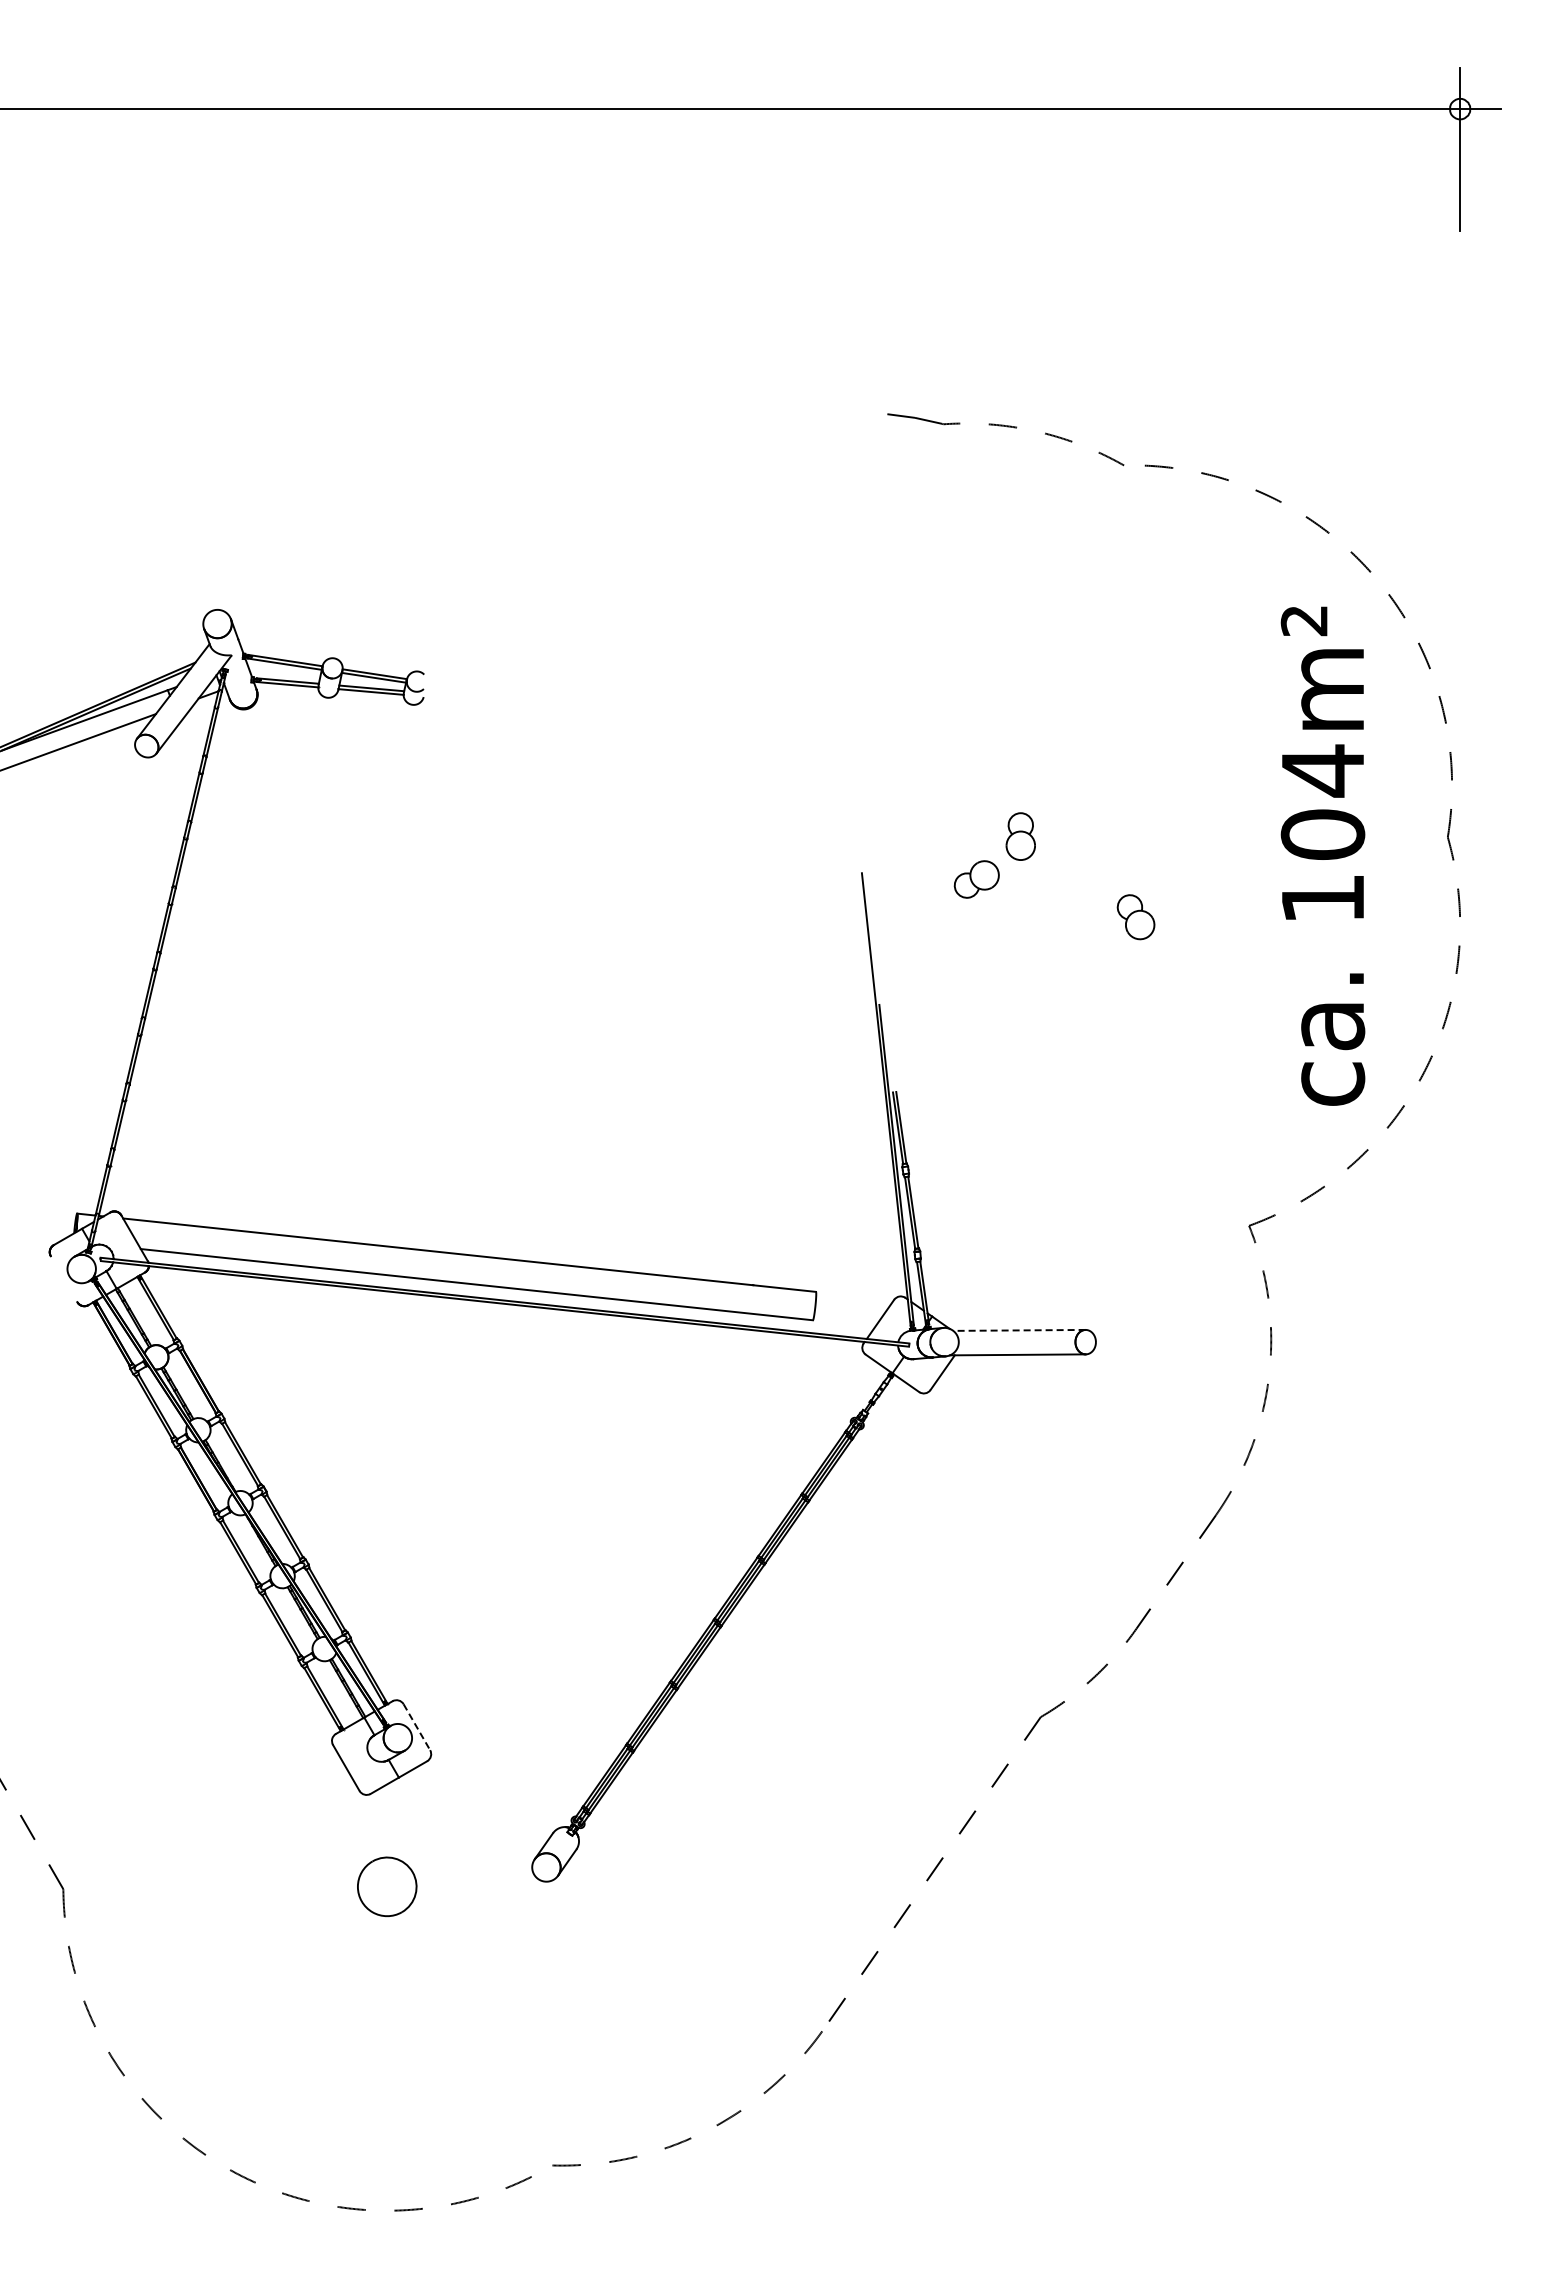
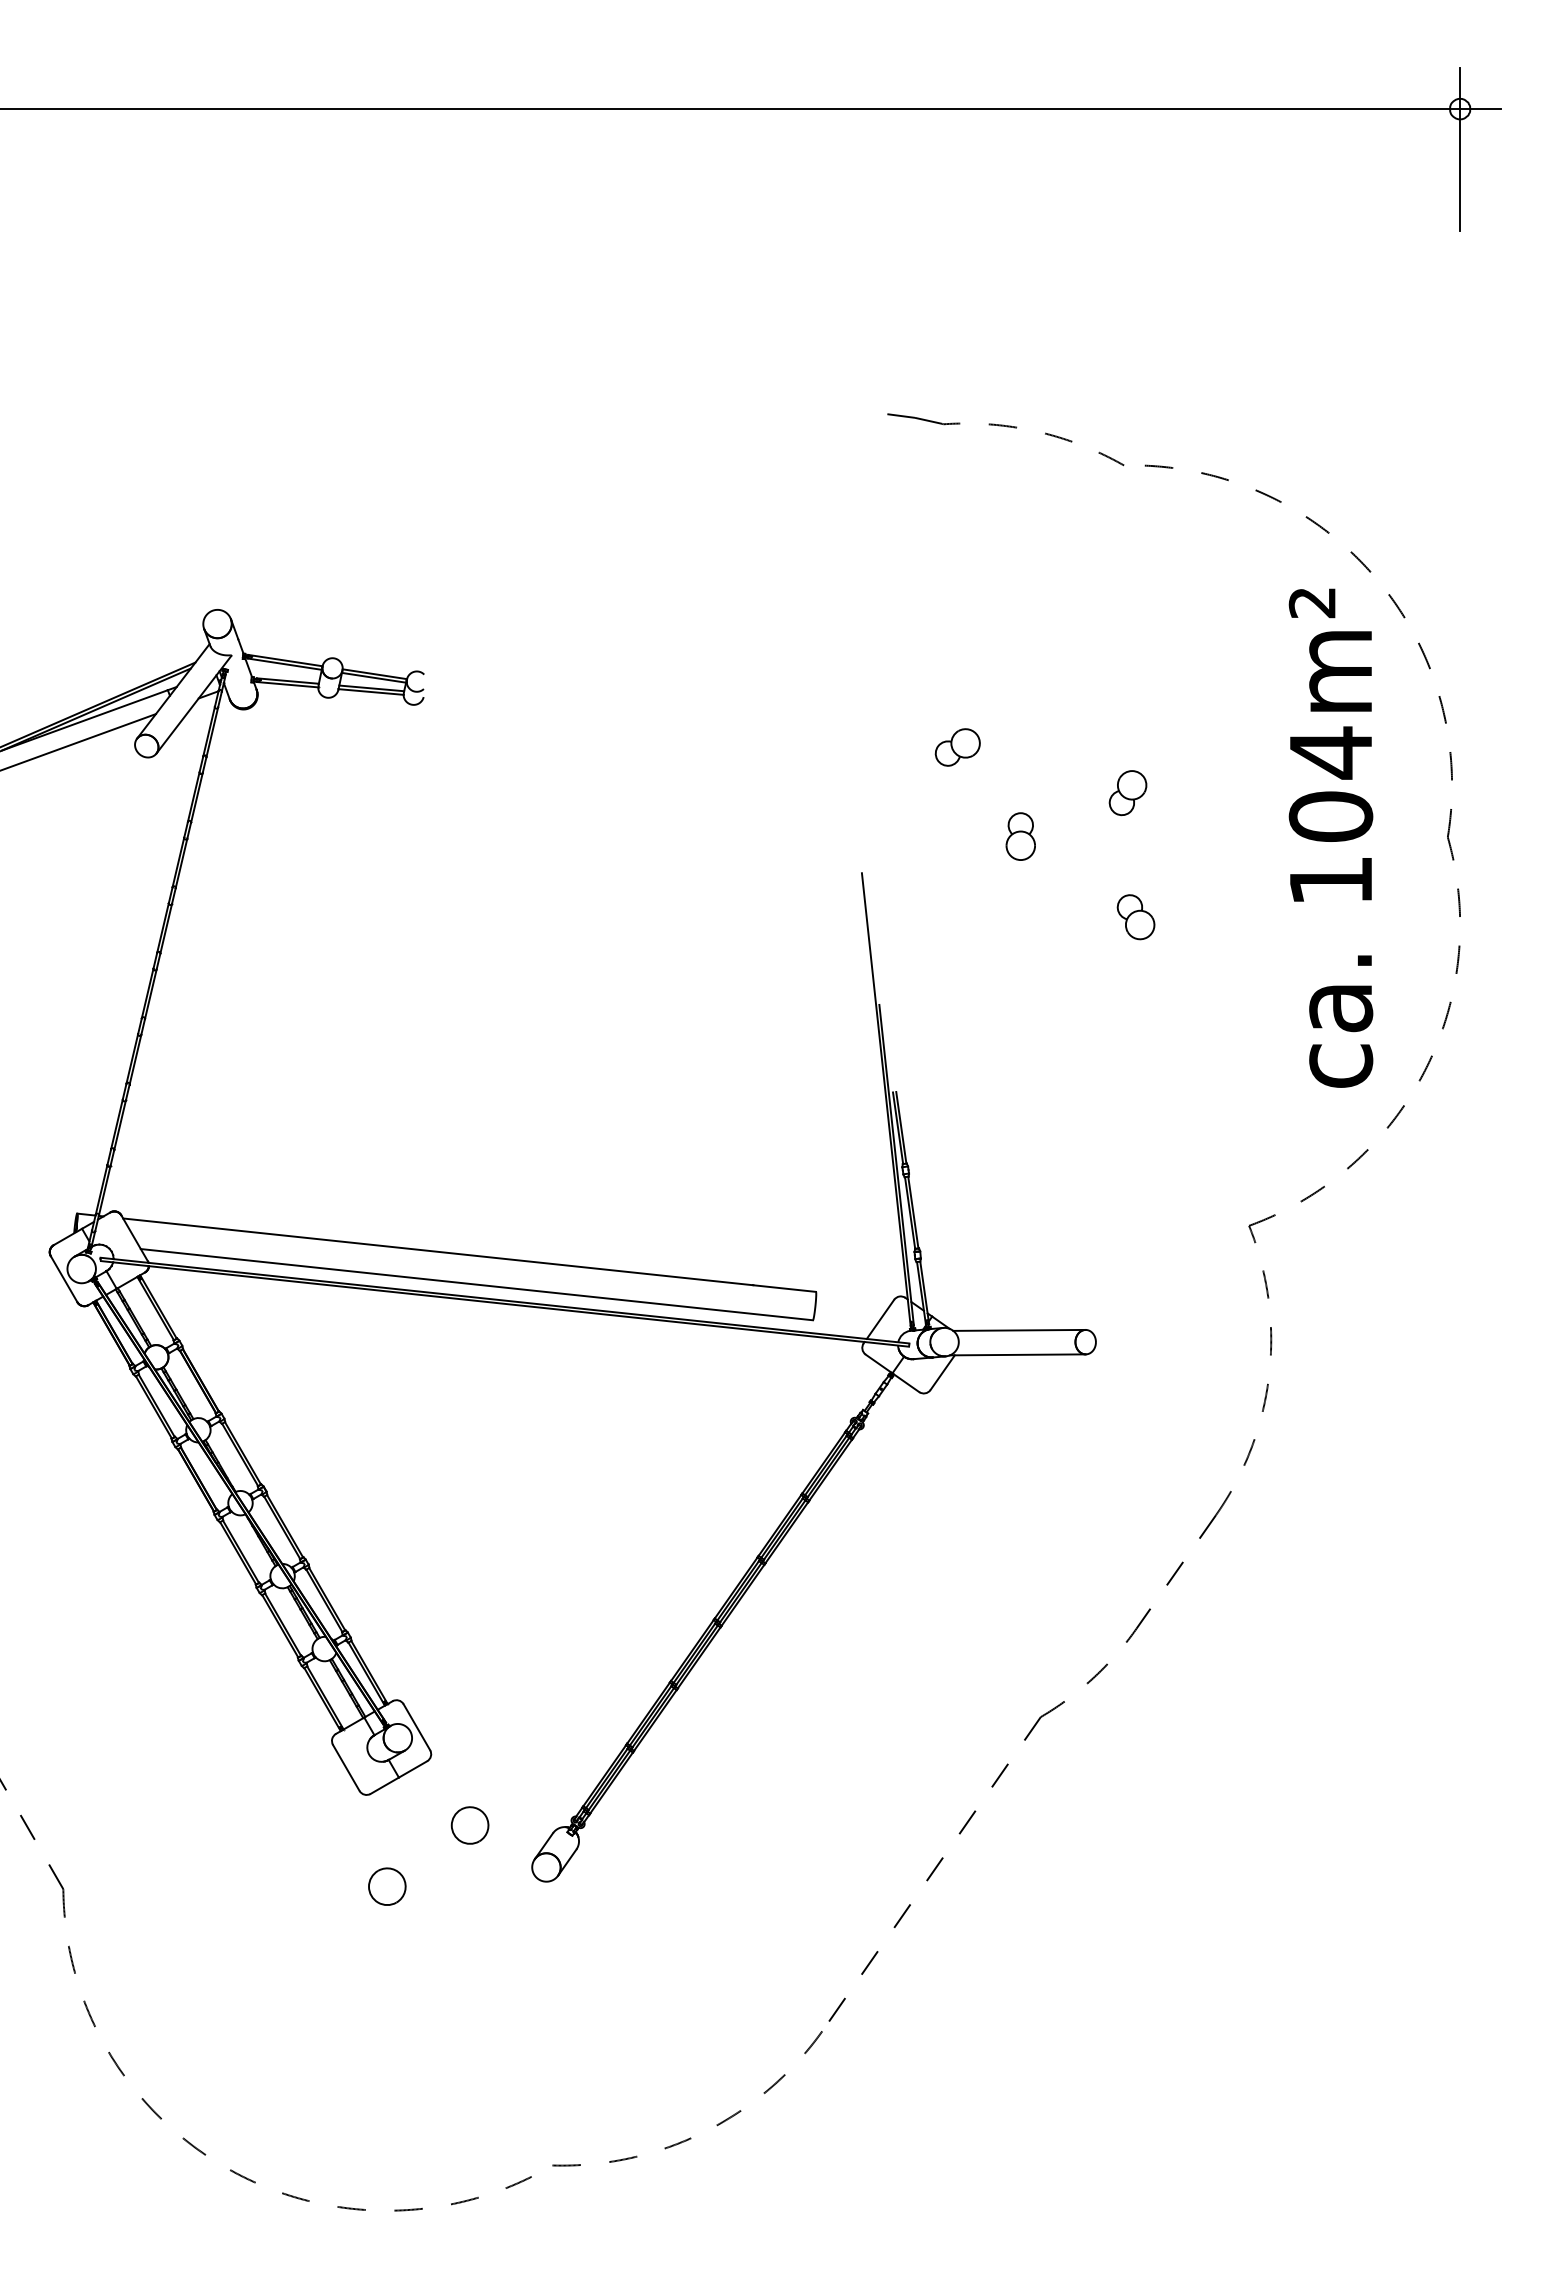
part: none -> present (1127, 793)
text position: (1322, 855) -> (1330, 837) (1330, 837)
part position: (976, 879) -> (957, 747) (957, 747)
line: none -> present (63, 1279)
line: dashed -> solid (1018, 1330)
line: dashed -> solid (417, 1727)
part: none -> present (469, 1825)
part size: 61x61 px -> 39x39 px (387, 1886)
